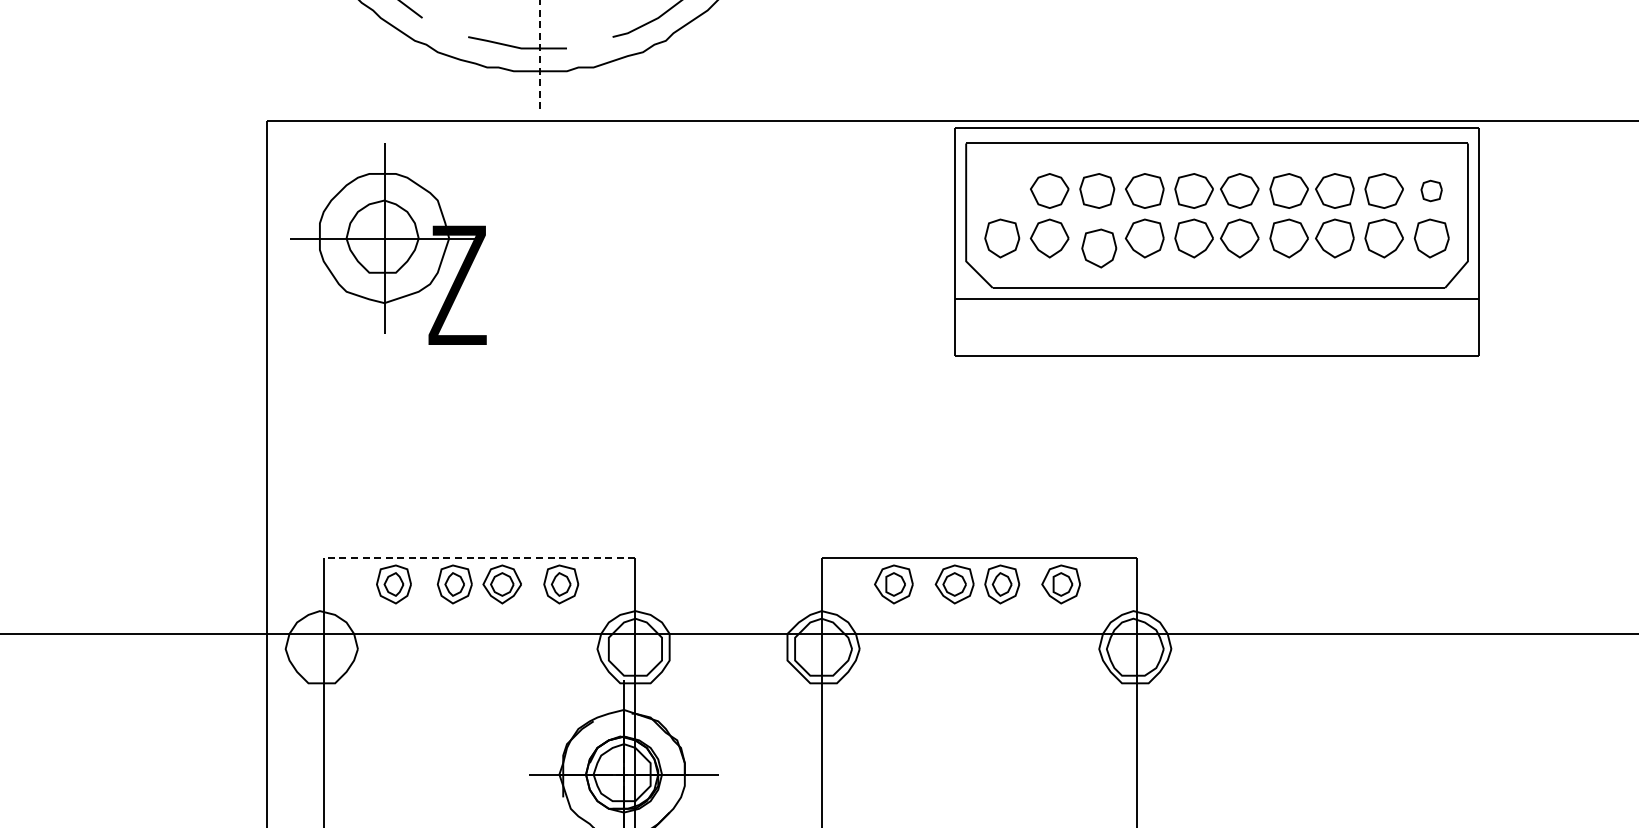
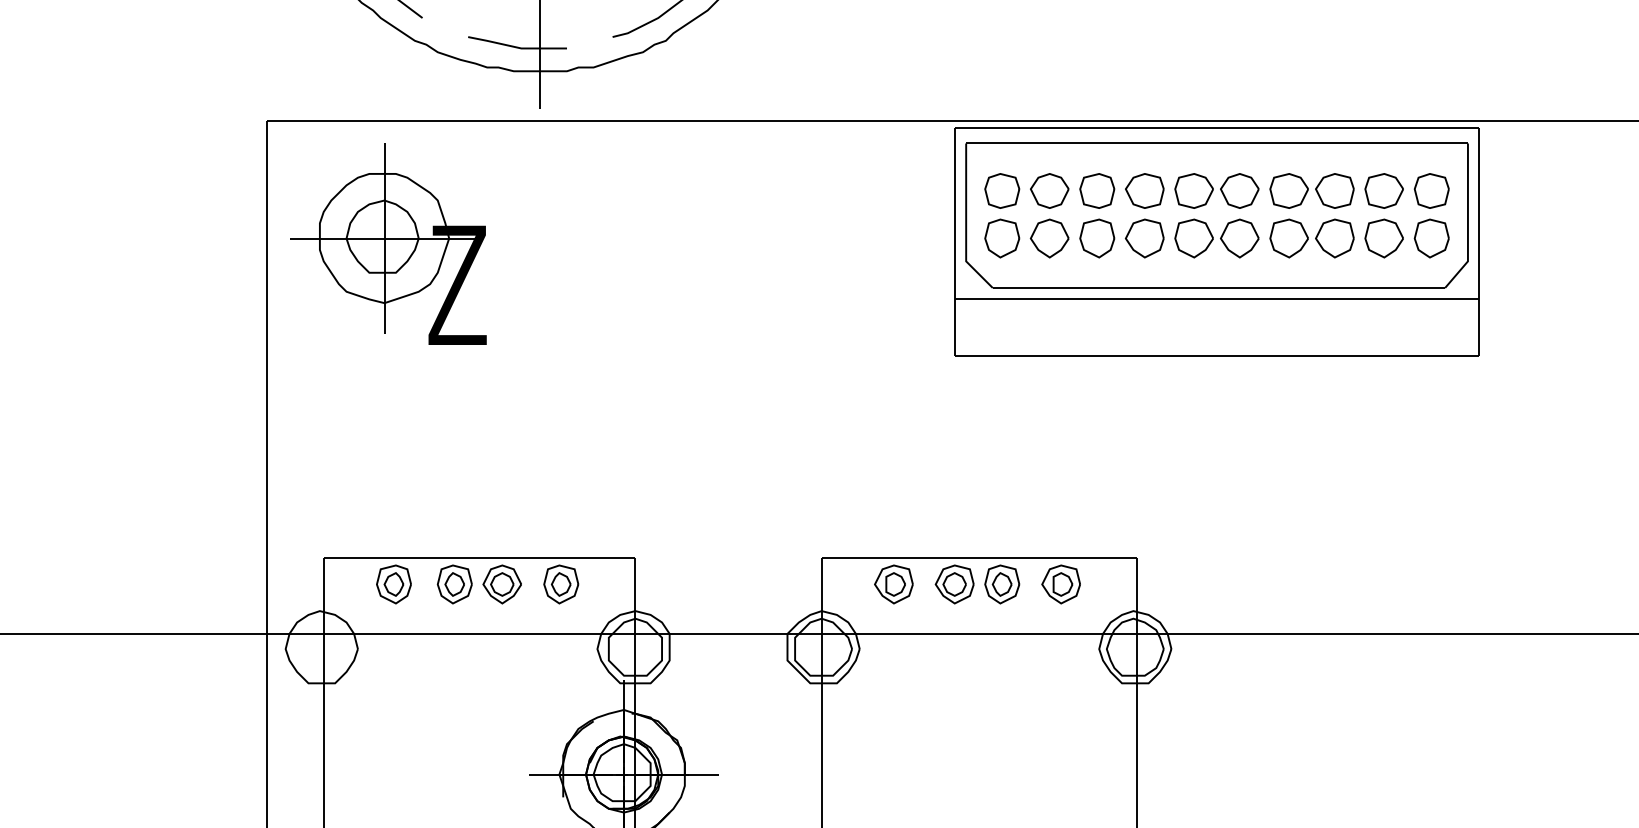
line: dashed -> solid (540, 54)
part: none -> present (1002, 190)
part size: 23x24 px -> 37x36 px (1431, 190)
part position: (1099, 248) -> (1097, 238) (1097, 238)
line: dashed -> solid (479, 557)
